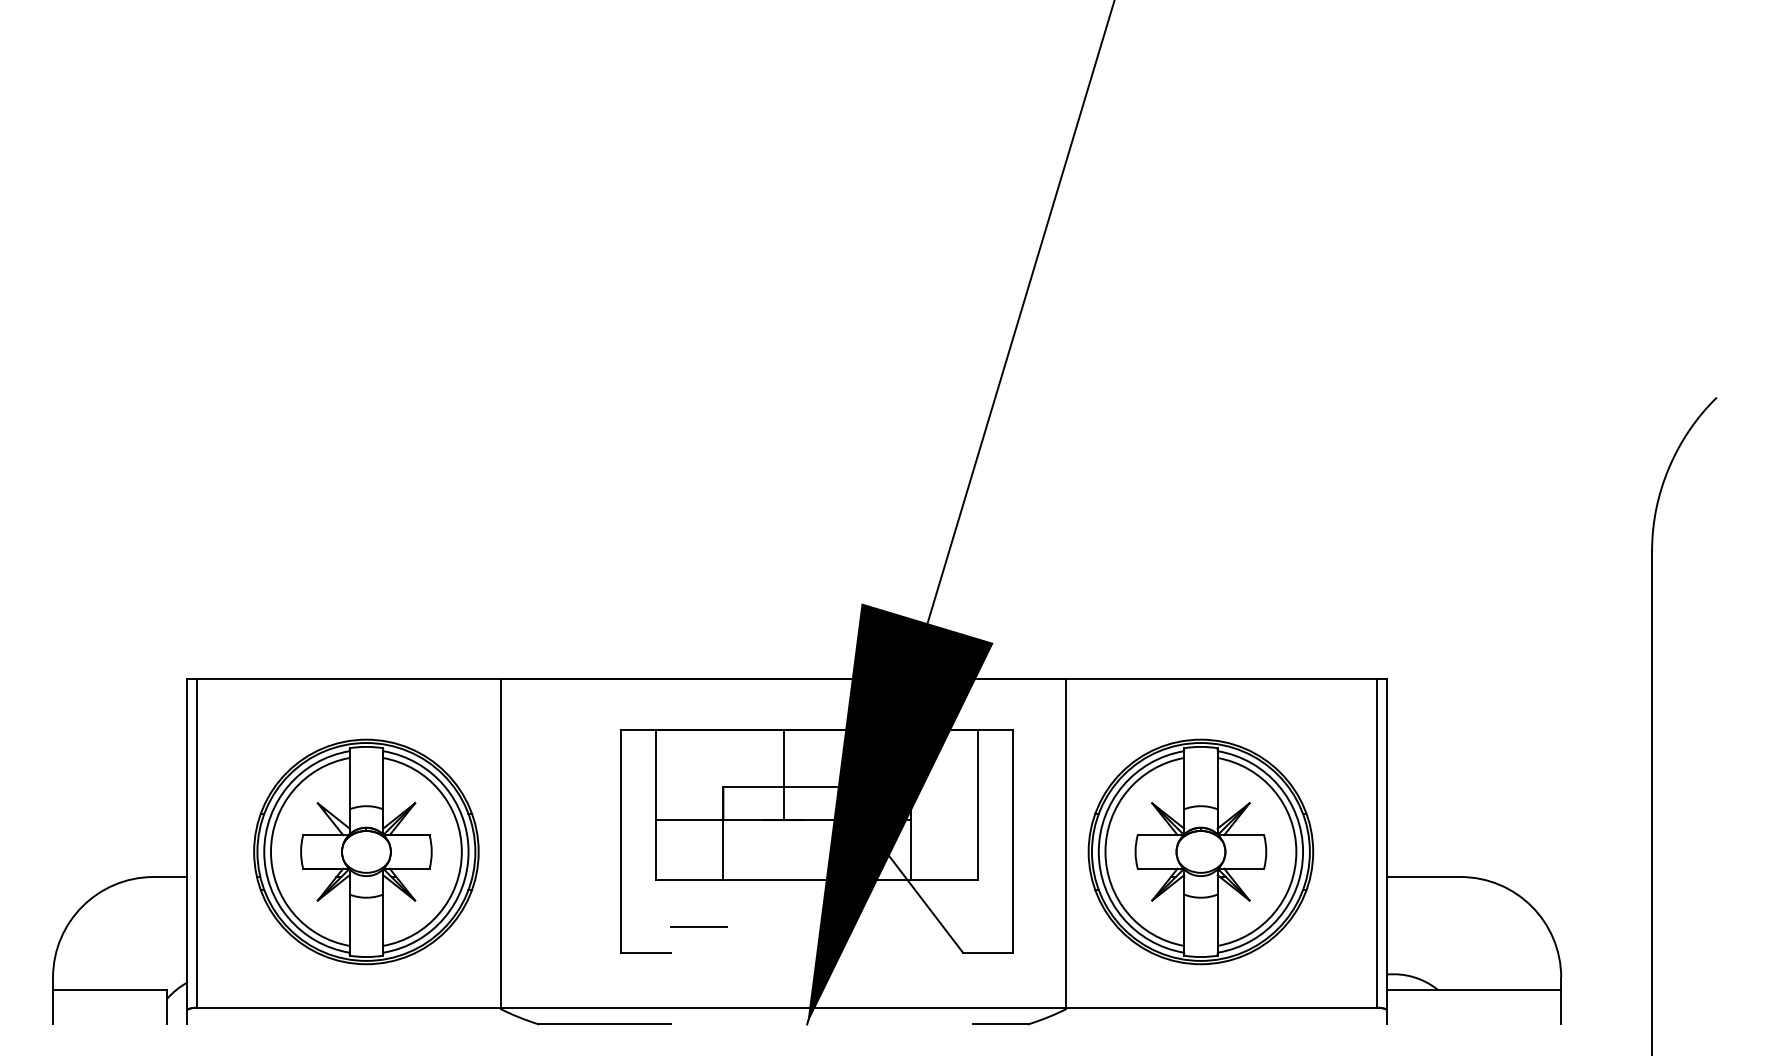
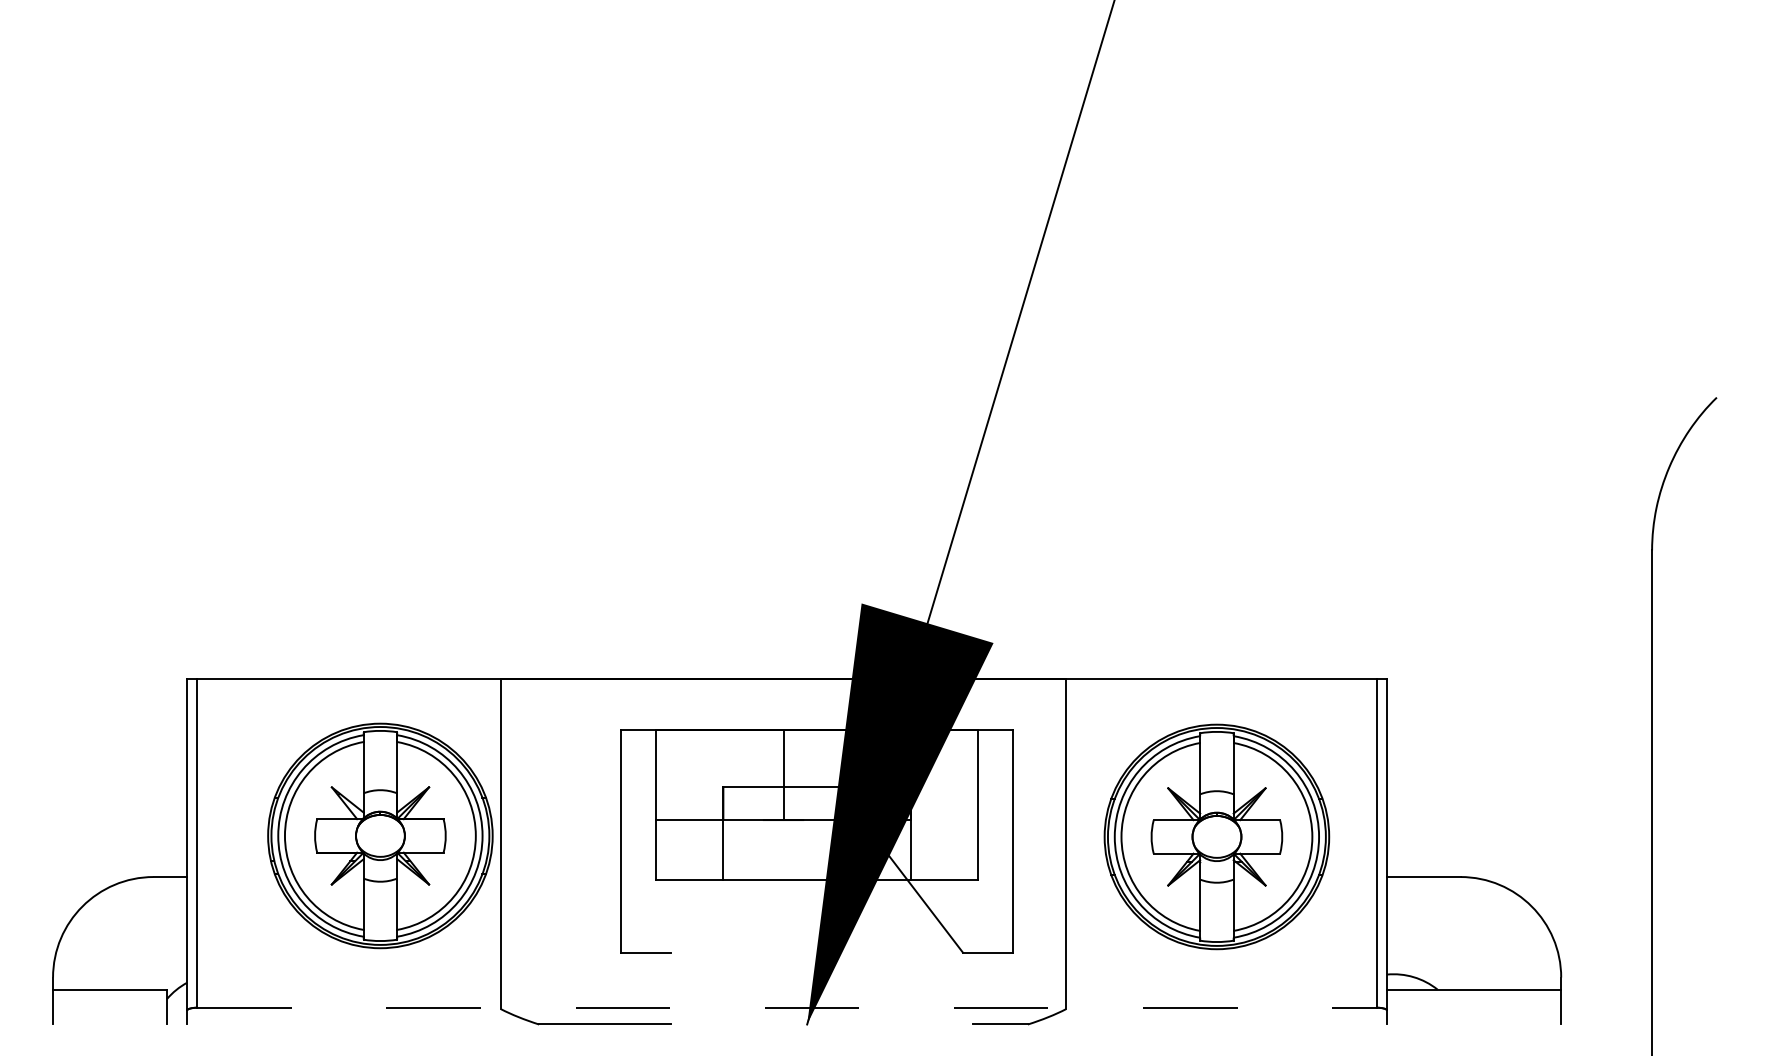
part position: (366, 851) -> (380, 835) (380, 835)
part position: (1200, 851) -> (1216, 836) (1216, 836)
line: present -> none (699, 927)
line: solid -> dashed (787, 1007)
